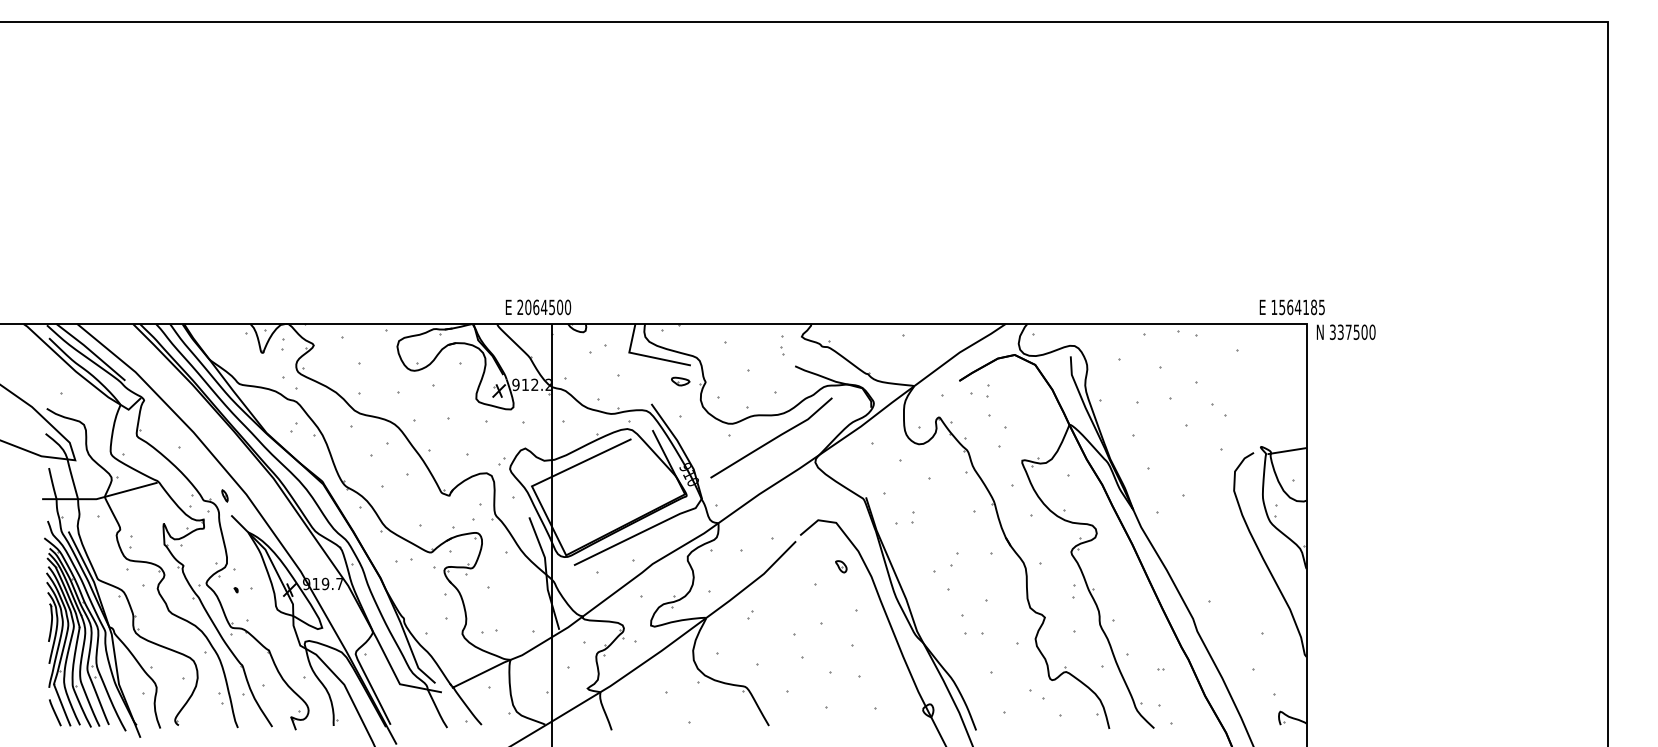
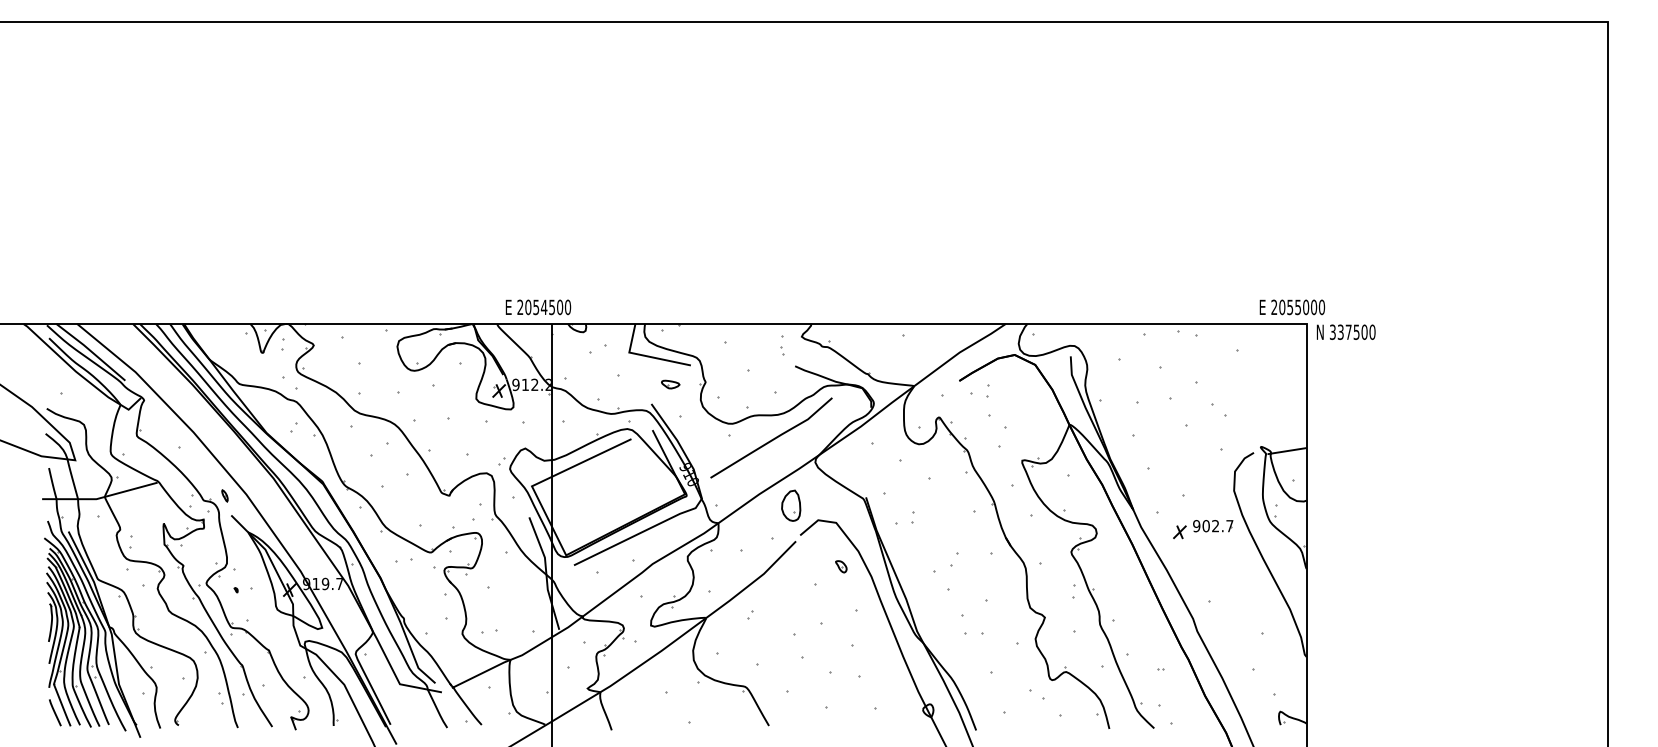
text: 2064500 -> 2054500 (536, 307)
text: 1564185 -> 2055000 (1298, 307)
part position: (680, 381) -> (670, 384) (670, 384)
part: none -> present (791, 505)
part: none -> present (1203, 529)
